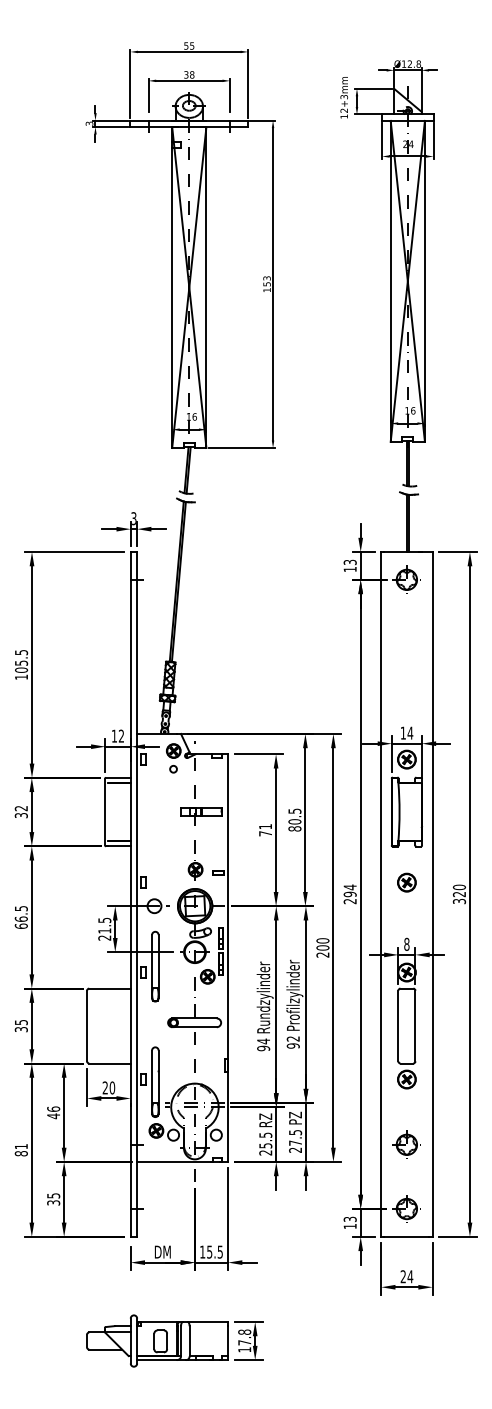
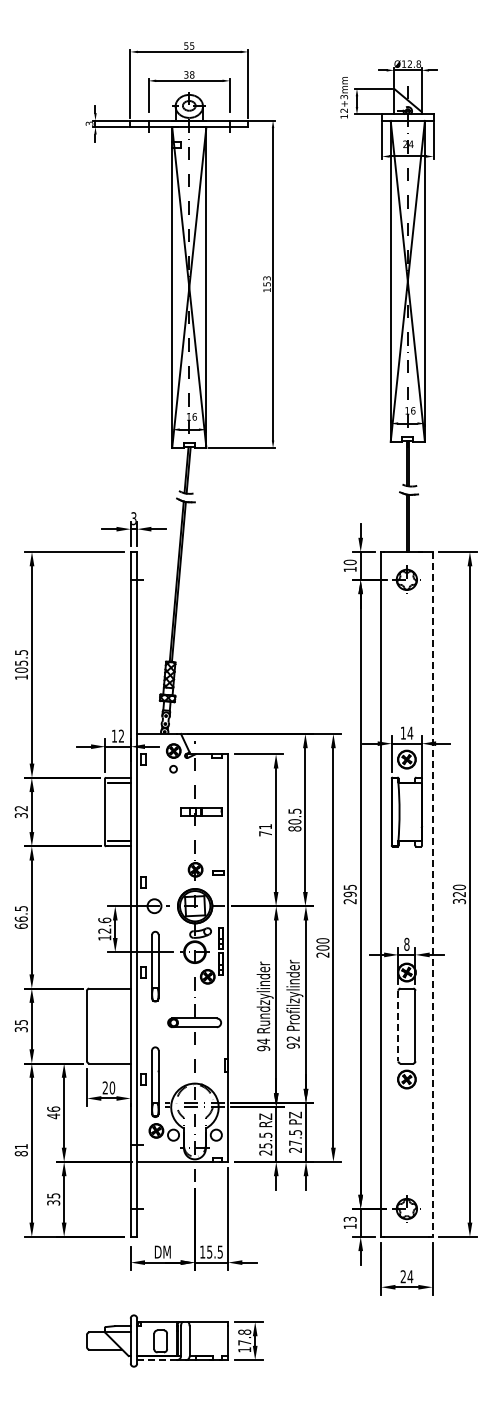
text: 13 -> 10 (349, 562)
part: present -> none (406, 882)
text: 294 -> 295 (349, 887)
line: solid -> dashed (432, 894)
text: 21.5 -> 12.6 (104, 928)
line: solid -> dashed (398, 1026)
part: present -> none (406, 1144)
line: solid -> dashed (157, 1360)
